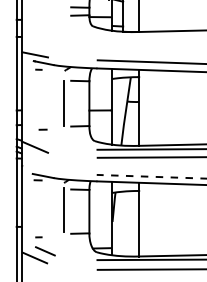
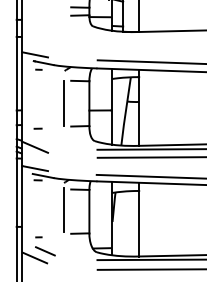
line position: (42, 129) -> (37, 128) (37, 128)
line: none -> present (35, 168)
line: dashed -> solid (151, 176)
